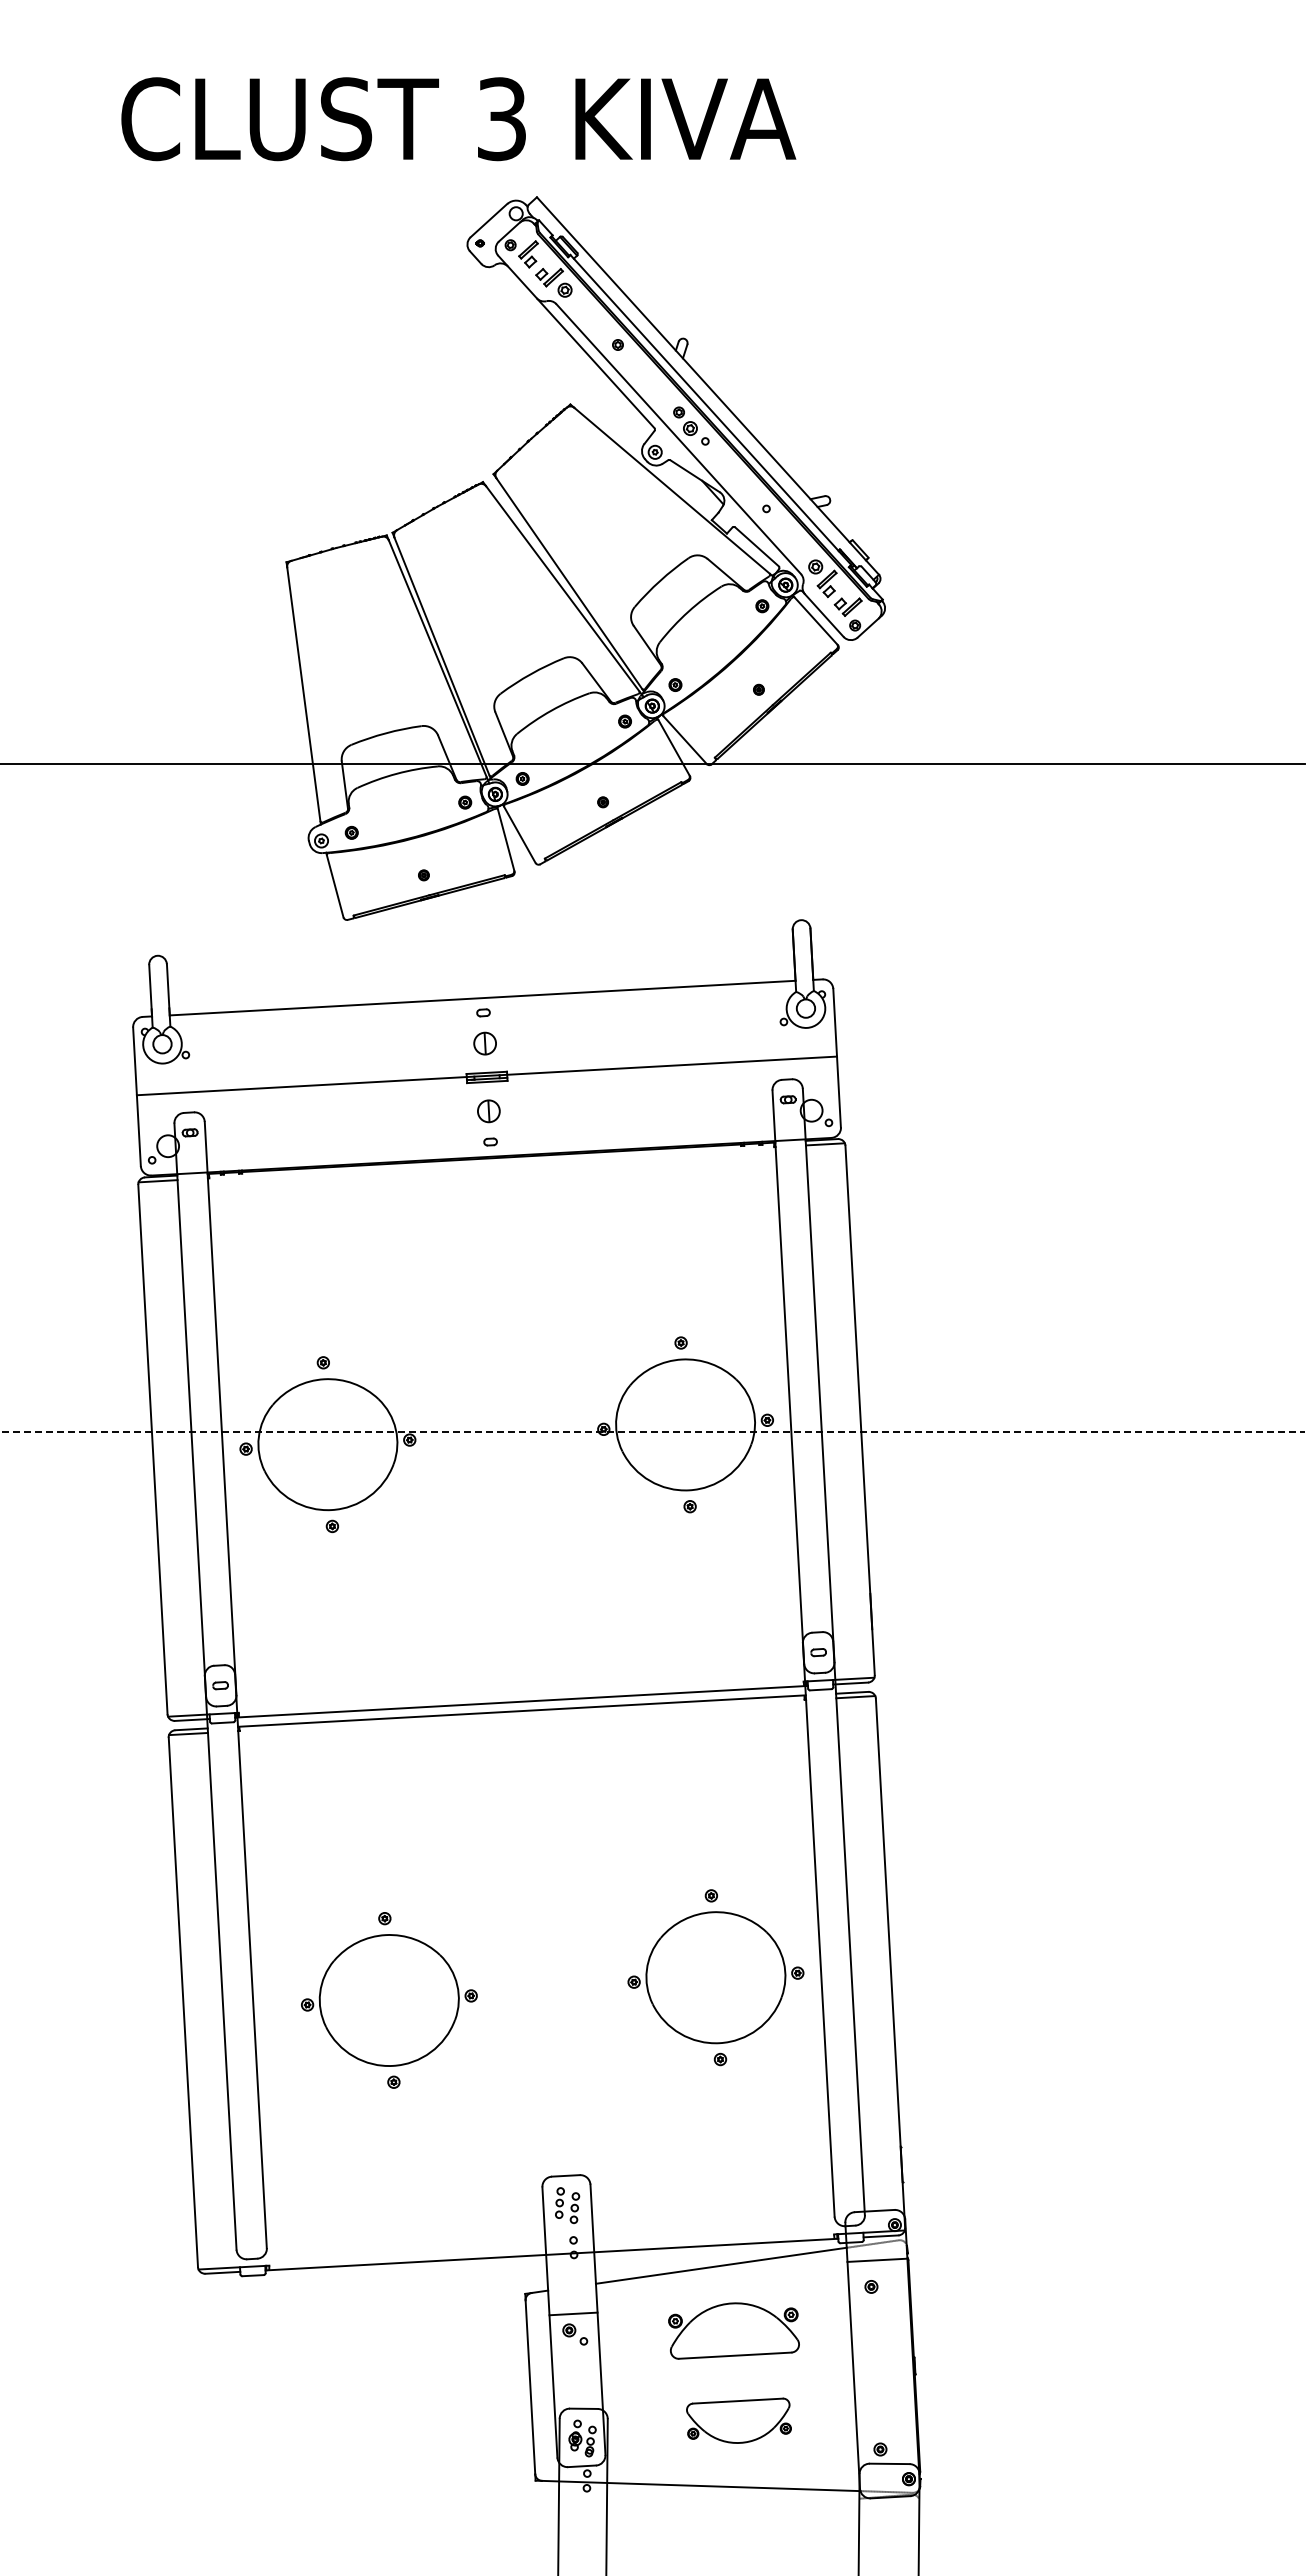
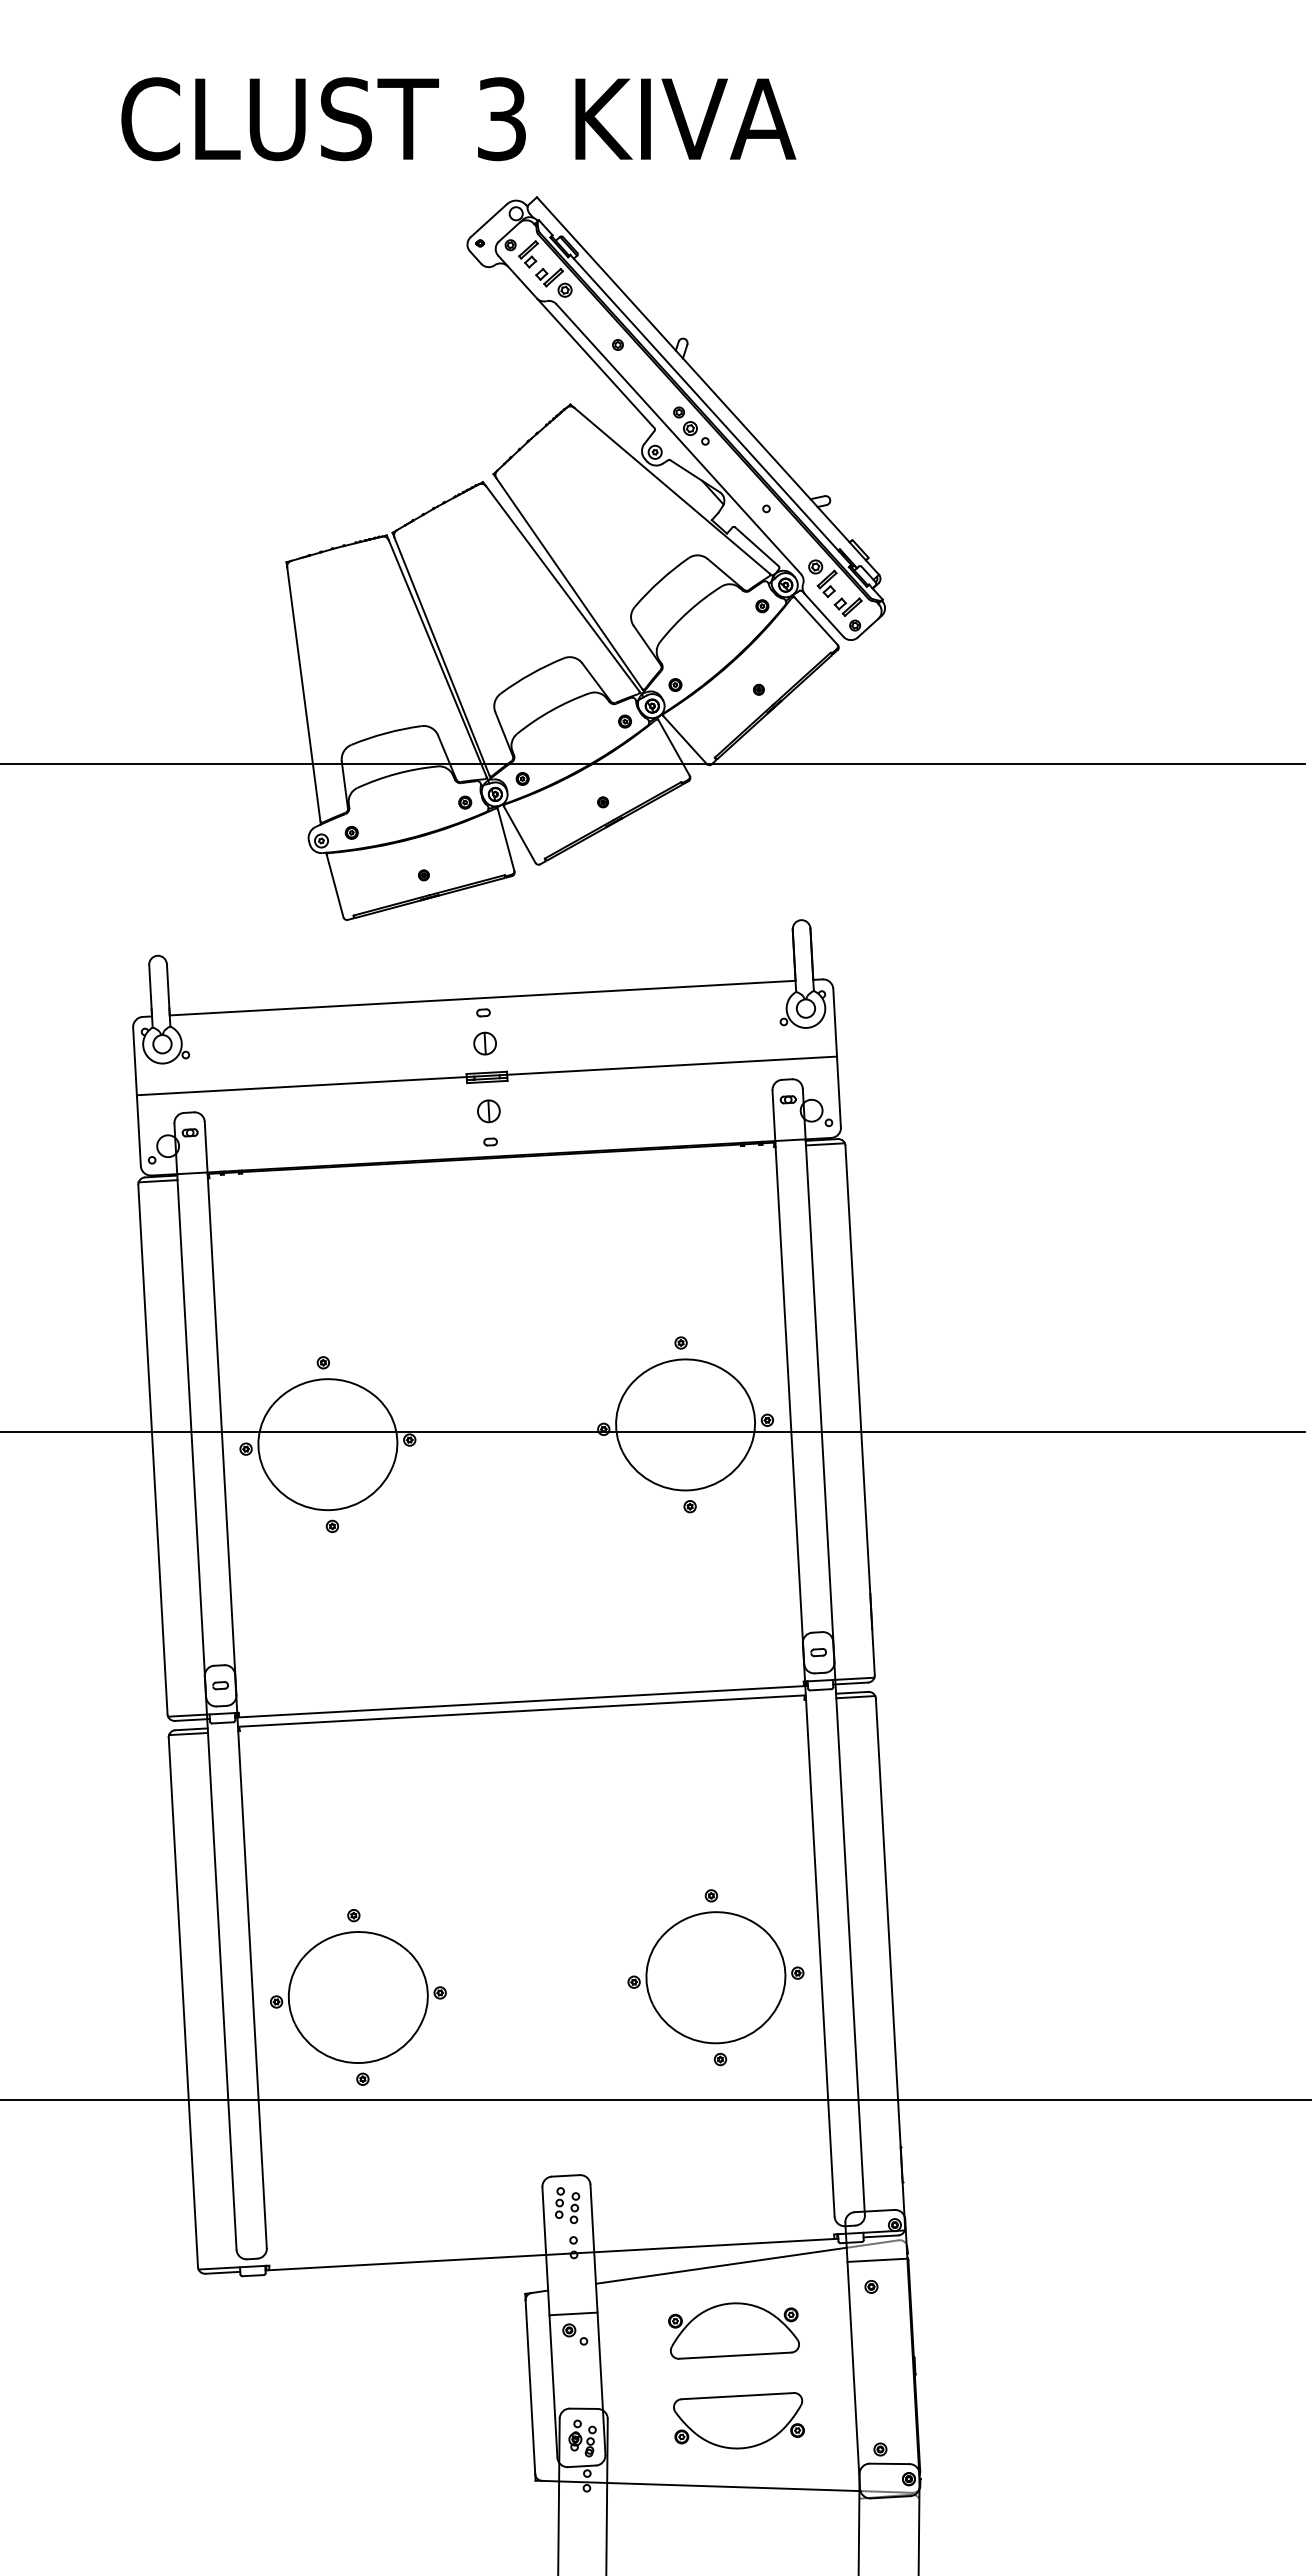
line: dashed -> solid (652, 1432)
part position: (389, 2000) -> (358, 1997) (358, 1997)
line: none -> present (655, 2099)
part size: 106x47 px -> 132x58 px (738, 2420)
